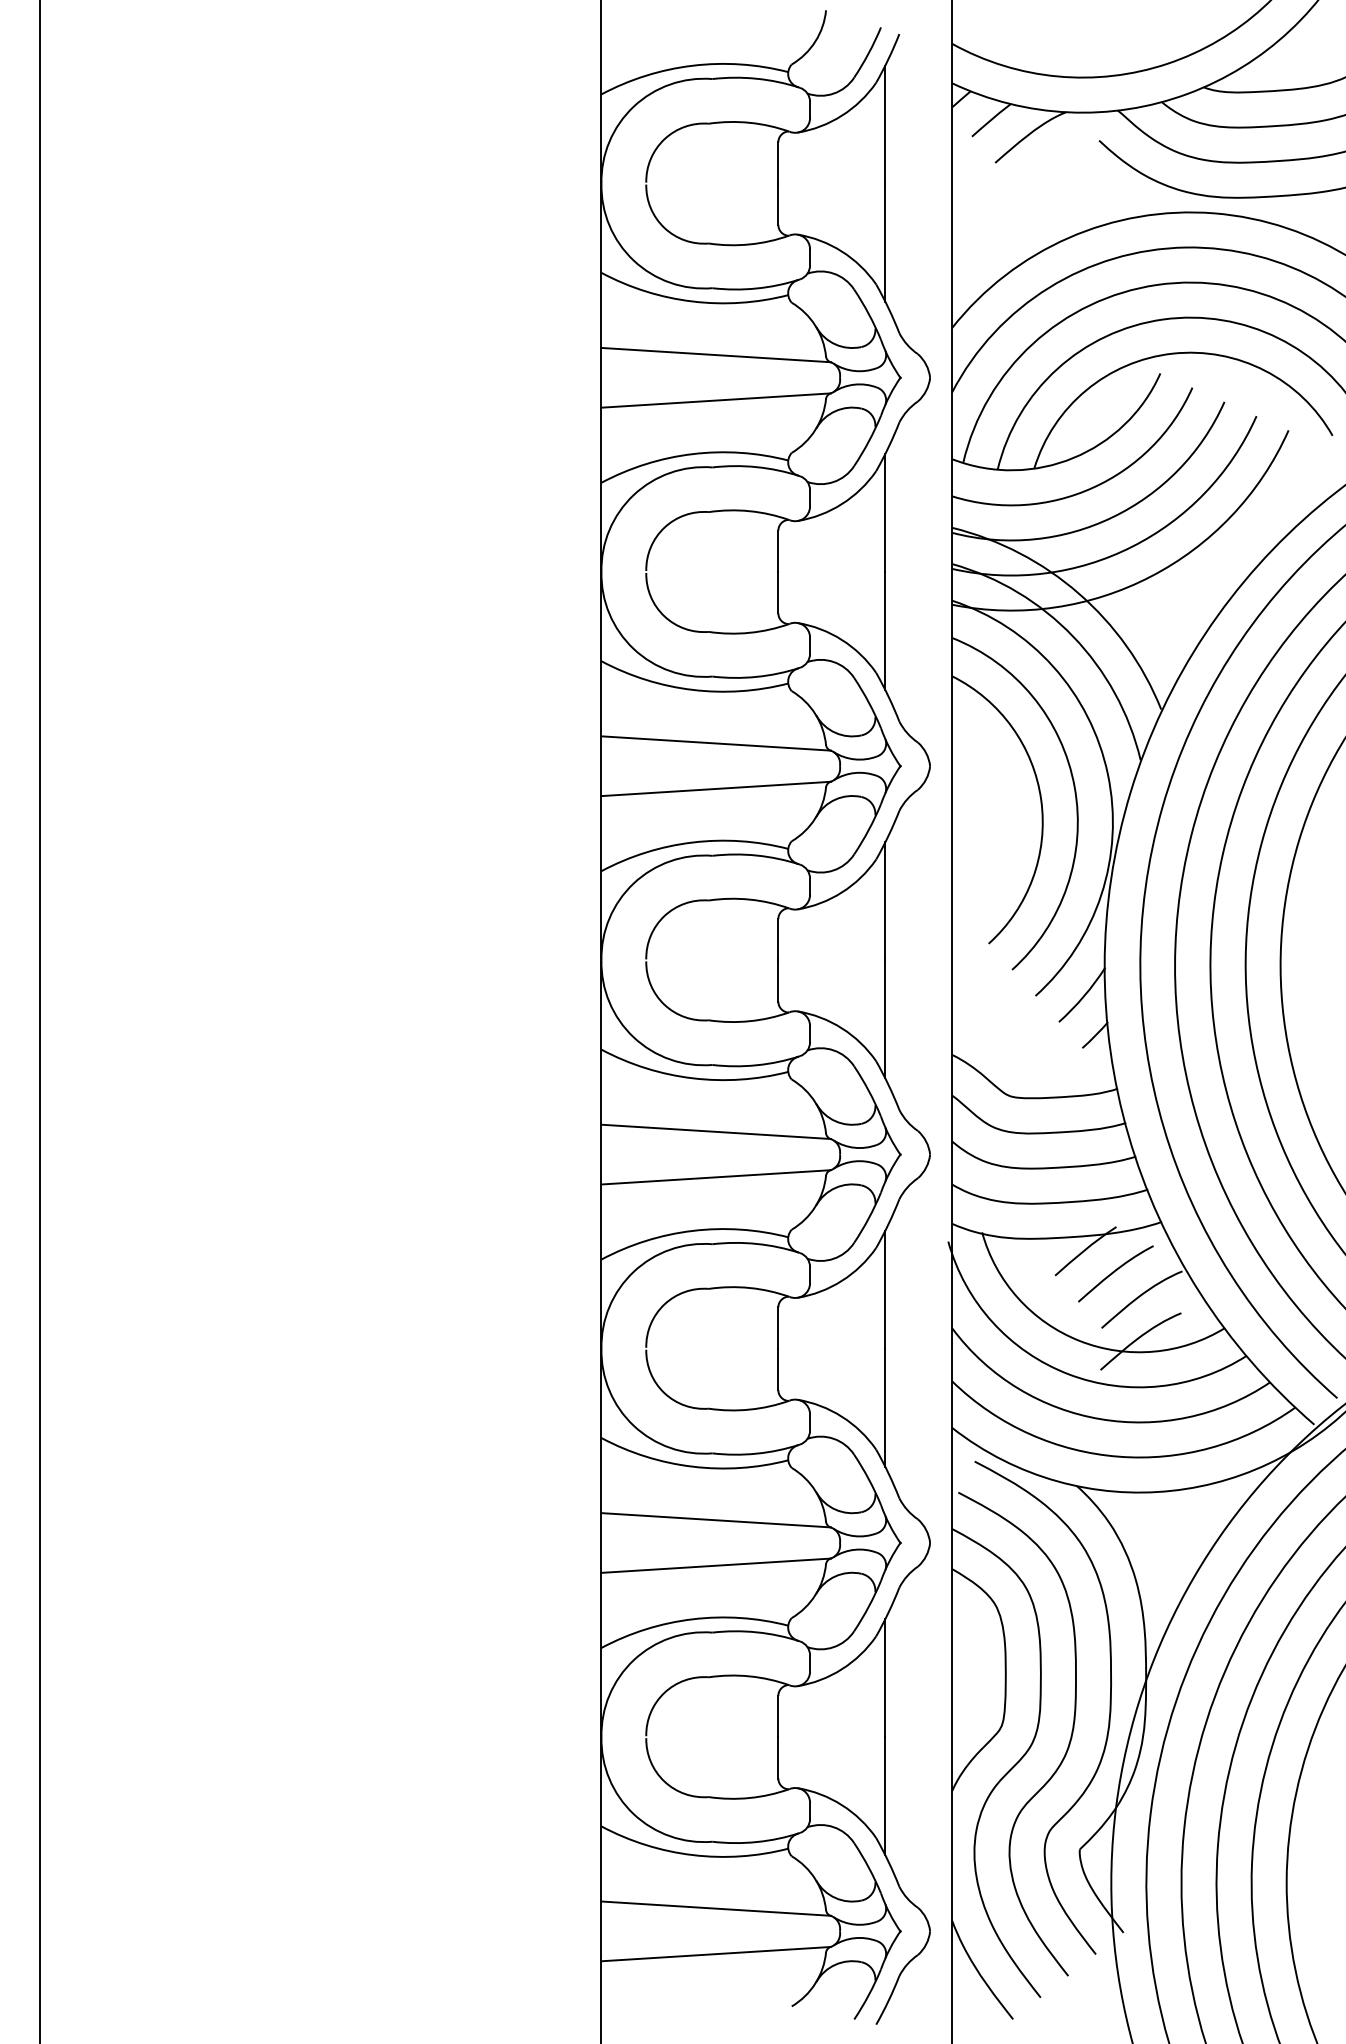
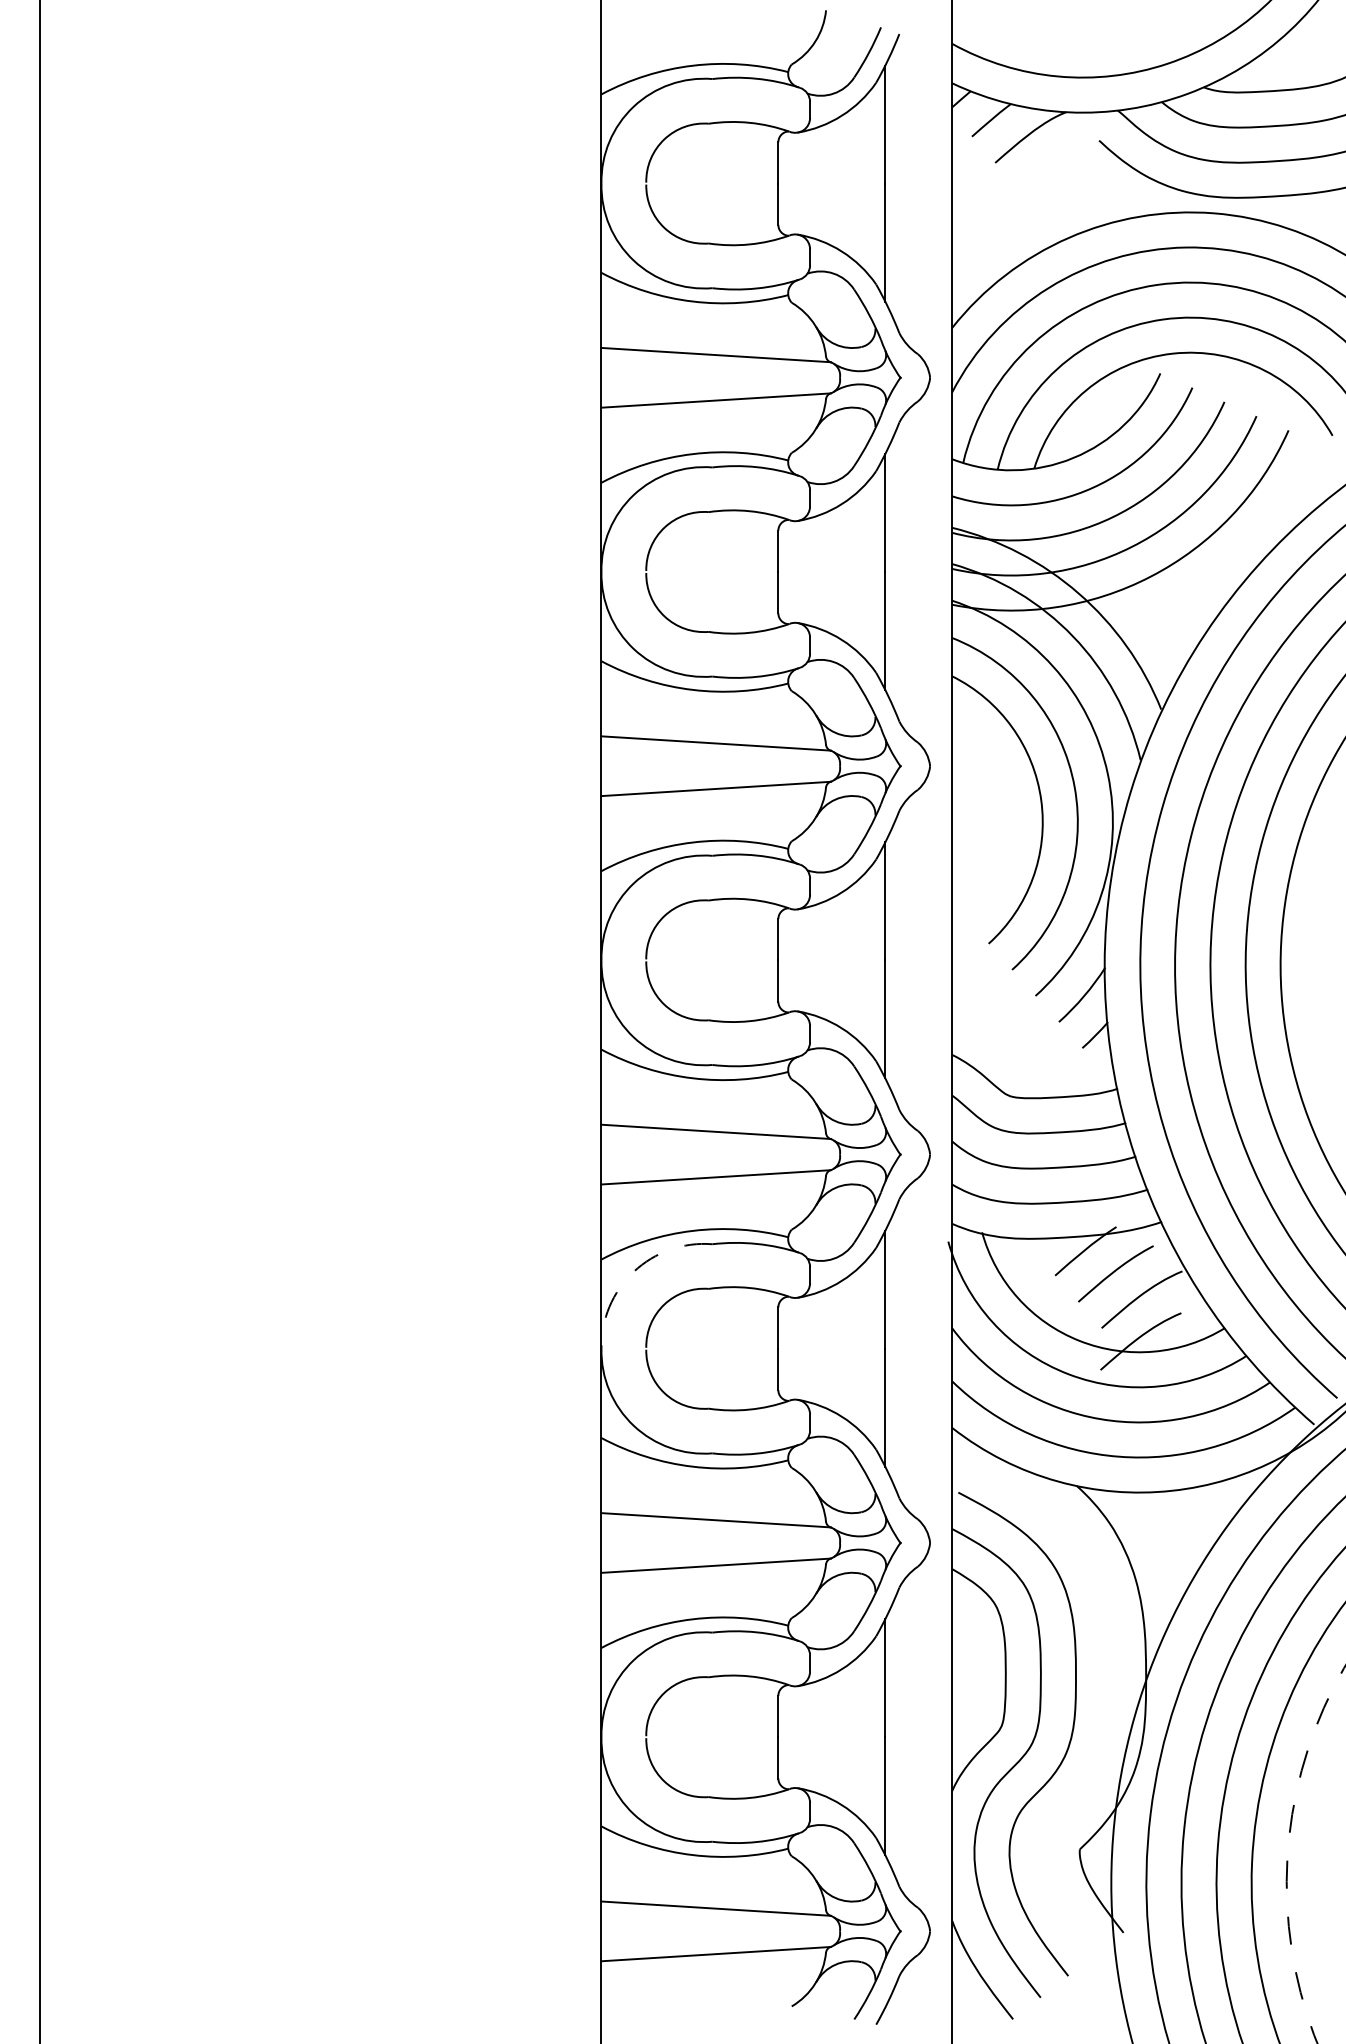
arc: solid -> dashed (633, 1271)
curve: present -> none (1108, 1718)
arc: solid -> dashed (1287, 1850)
